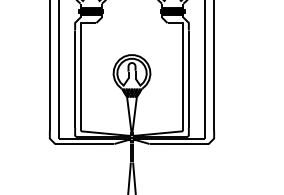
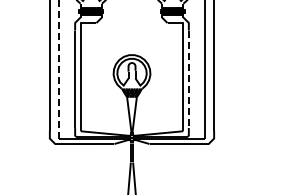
line: solid -> dashed (59, 69)
line: solid -> dashed (188, 79)
